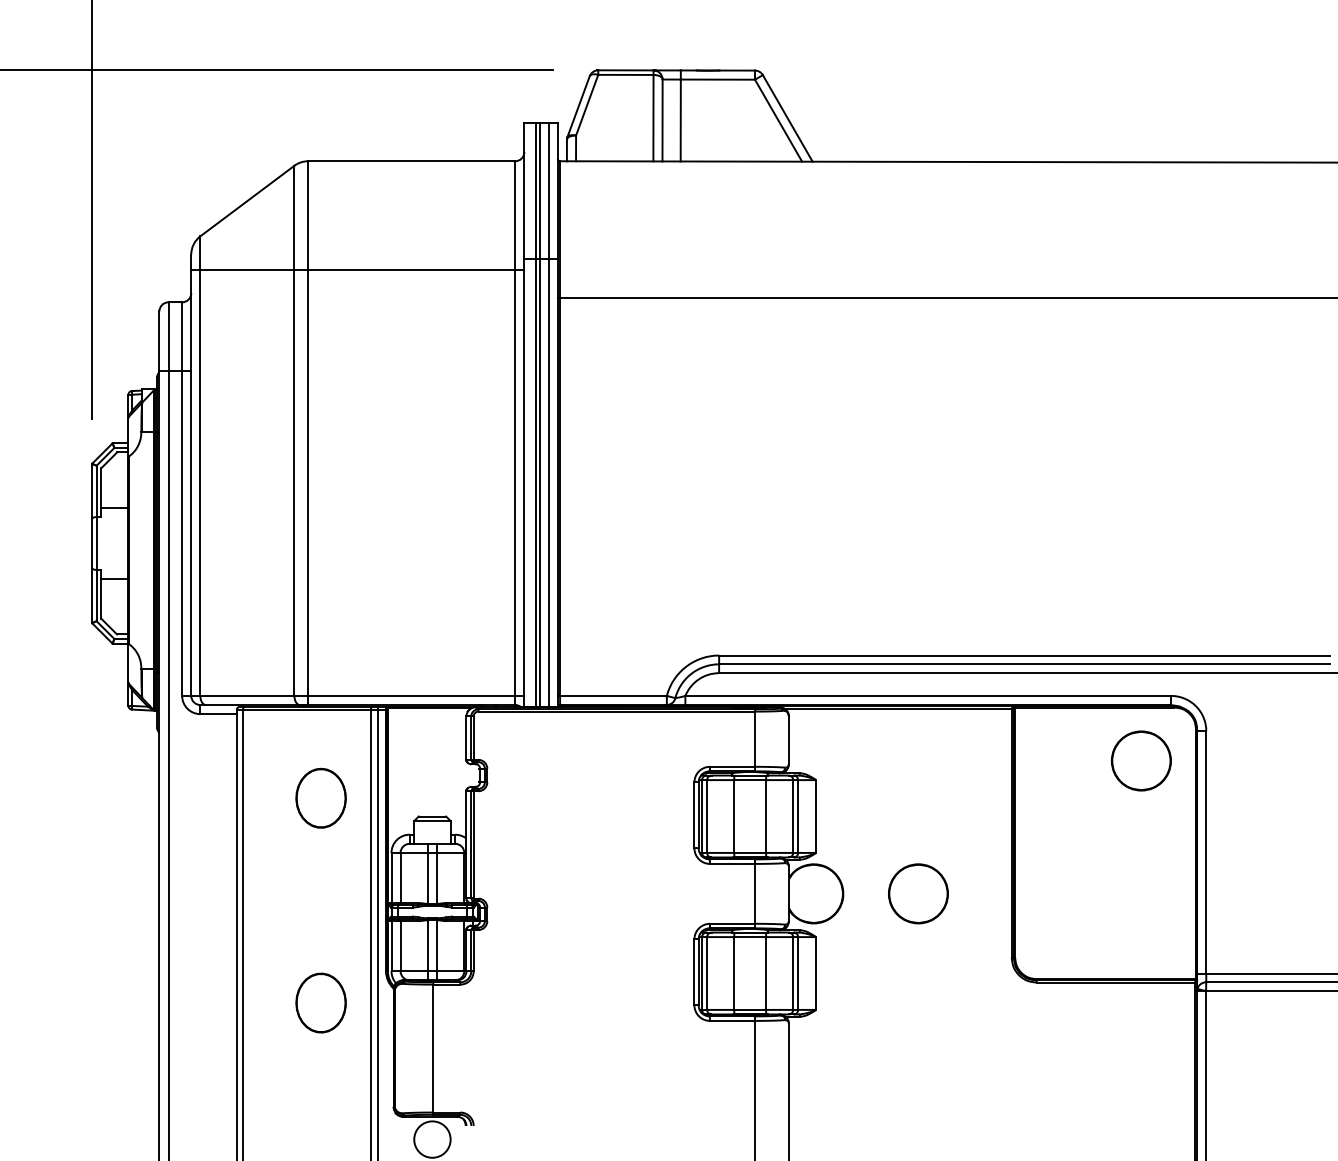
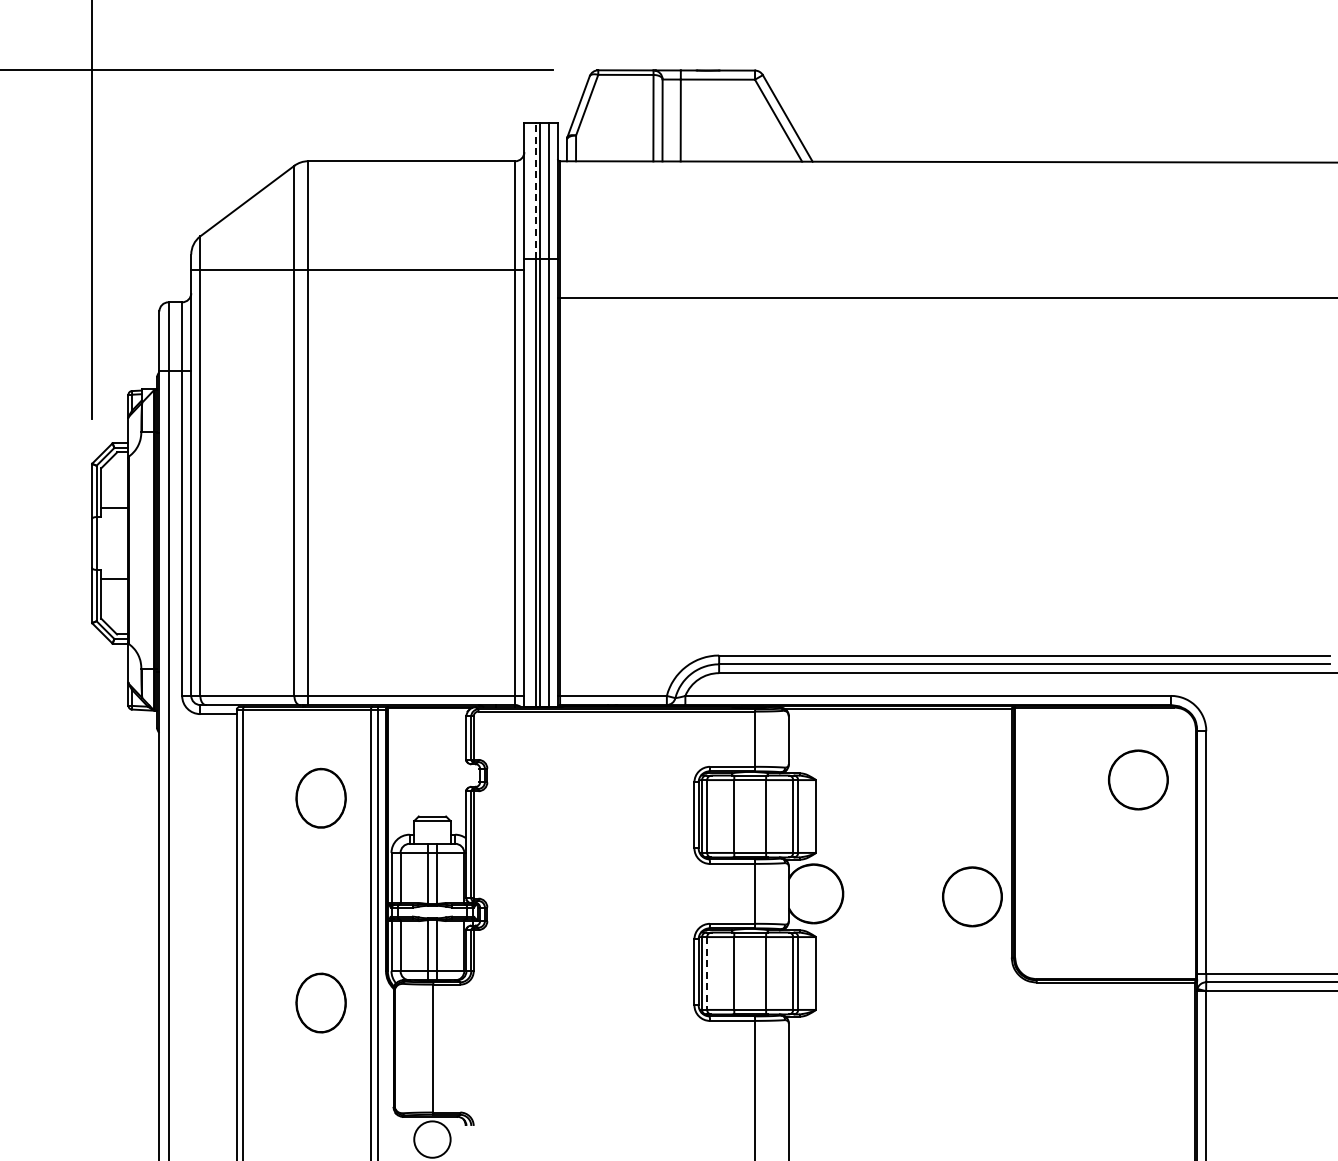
line: solid -> dashed (535, 190)
circle position: (1141, 760) -> (1138, 779) (1138, 779)
circle position: (918, 893) -> (972, 896) (972, 896)
line: solid -> dashed (707, 974)
